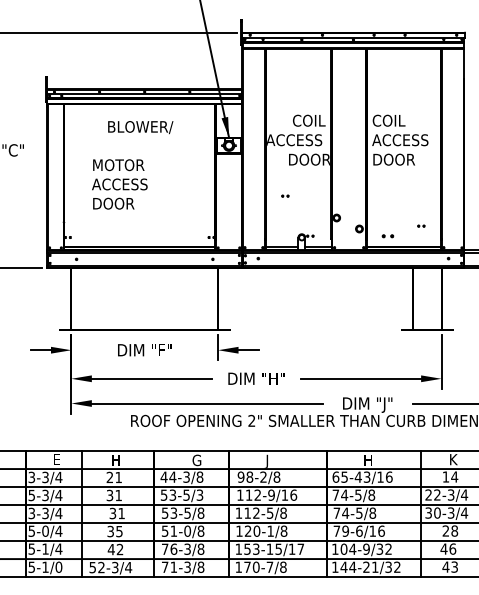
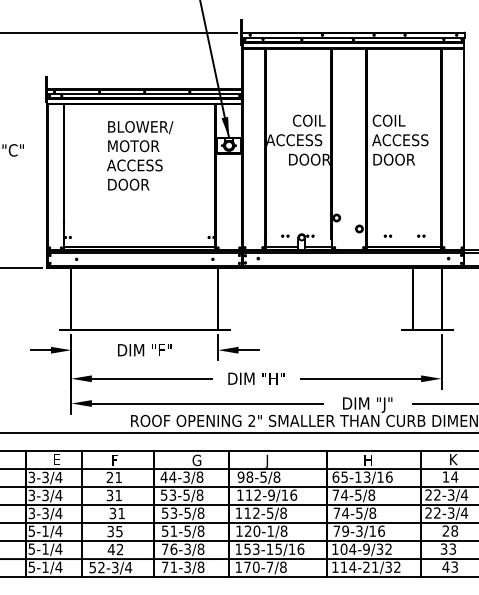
text position: (119, 184) -> (134, 165) (134, 165)
part position: (285, 195) -> (285, 235) (285, 235)
part position: (421, 225) -> (421, 235) (421, 235)
part size: 14x5 px -> 10x4 px (387, 235)
line: none -> present (238, 433)
text: H -> F (116, 460)
text: 98-2/8 -> 98-5/8 (263, 476)
text: 65-43/16 -> 65-13/16 (357, 476)
text: 5-3/4 -> 3-3/4 (31, 494)
text: 53-5/3 -> 53-5/8 (199, 494)
text: 30-3/4 -> 22-3/4 (432, 512)
text: 5-0/4 -> 5-1/4 (45, 530)
text: 51-0/8 -> 51-5/8 (187, 530)
text: 79-6/16 -> 79-3/16 (359, 530)
text: 153-15/17 -> 153-15/16 (300, 548)
text: 46 -> 33 (448, 548)
text: 5-1/0 -> 5-1/4 (58, 566)
text: 144-21/32 -> 114-21/32 (343, 566)
